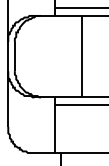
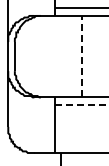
line: solid -> dashed (81, 56)
line: solid -> dashed (81, 105)
